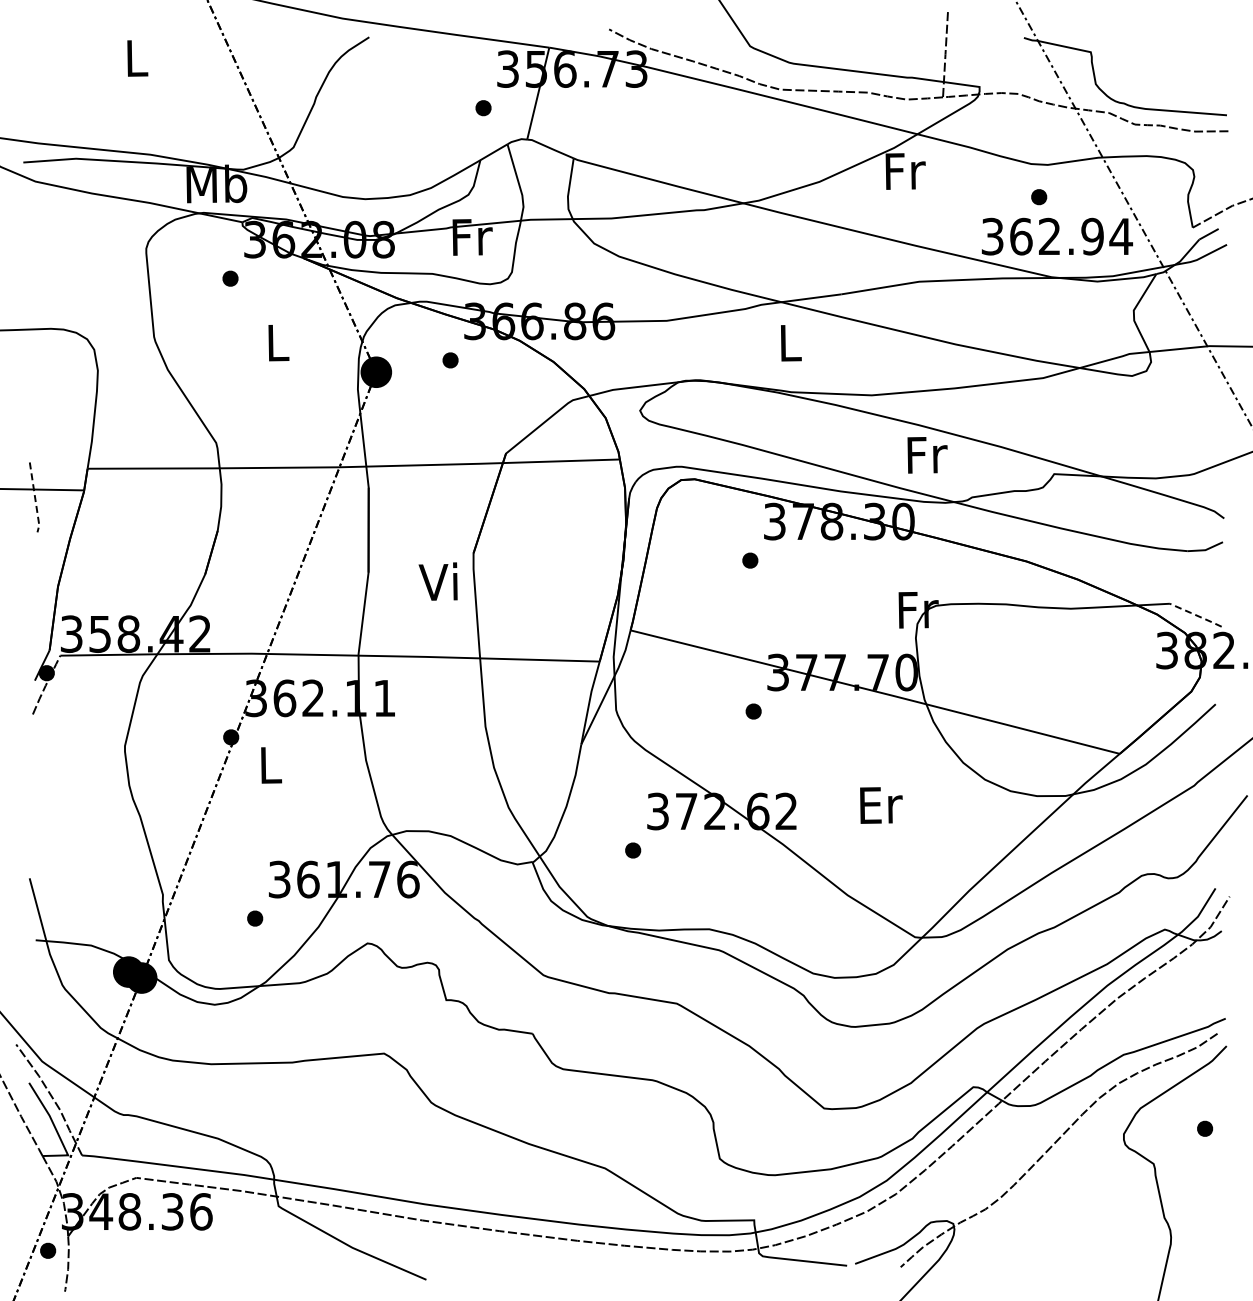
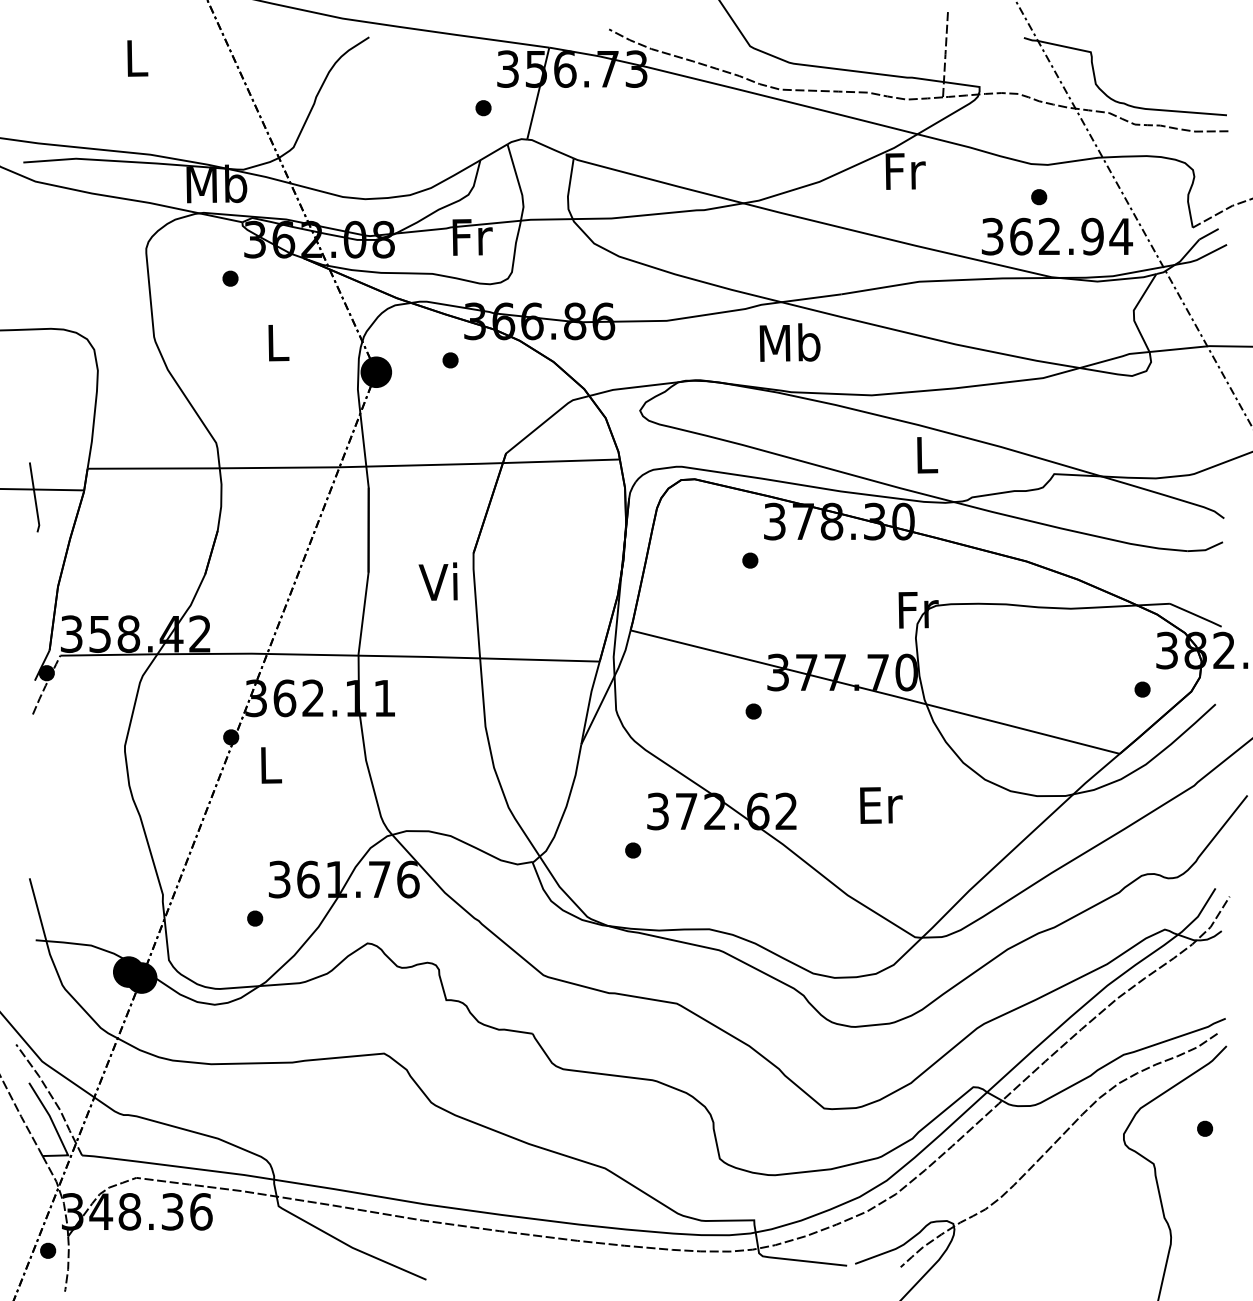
text: L -> Mb (789, 342)
text: Fr -> L (927, 455)
line: dashed -> solid (35, 498)
line: dashed -> solid (1195, 614)
part: none -> present (1142, 689)
